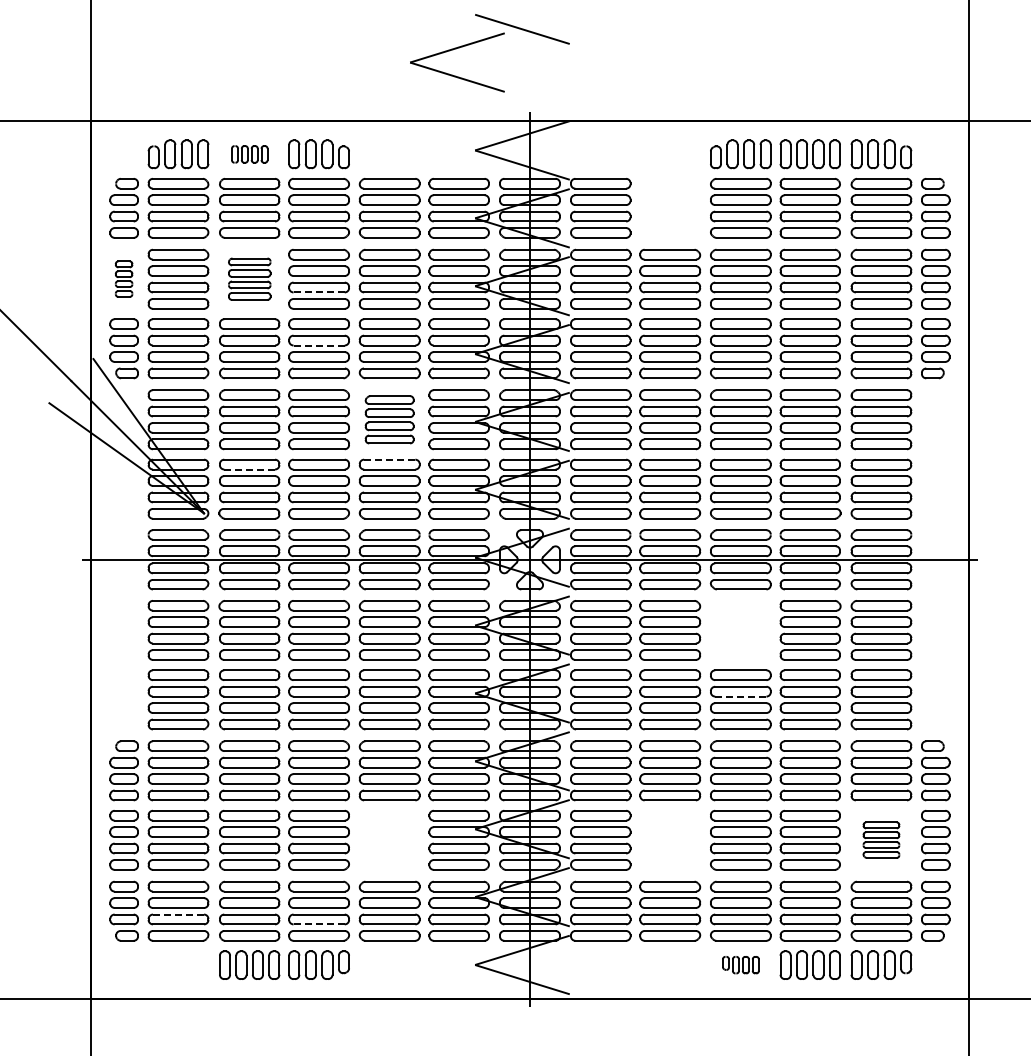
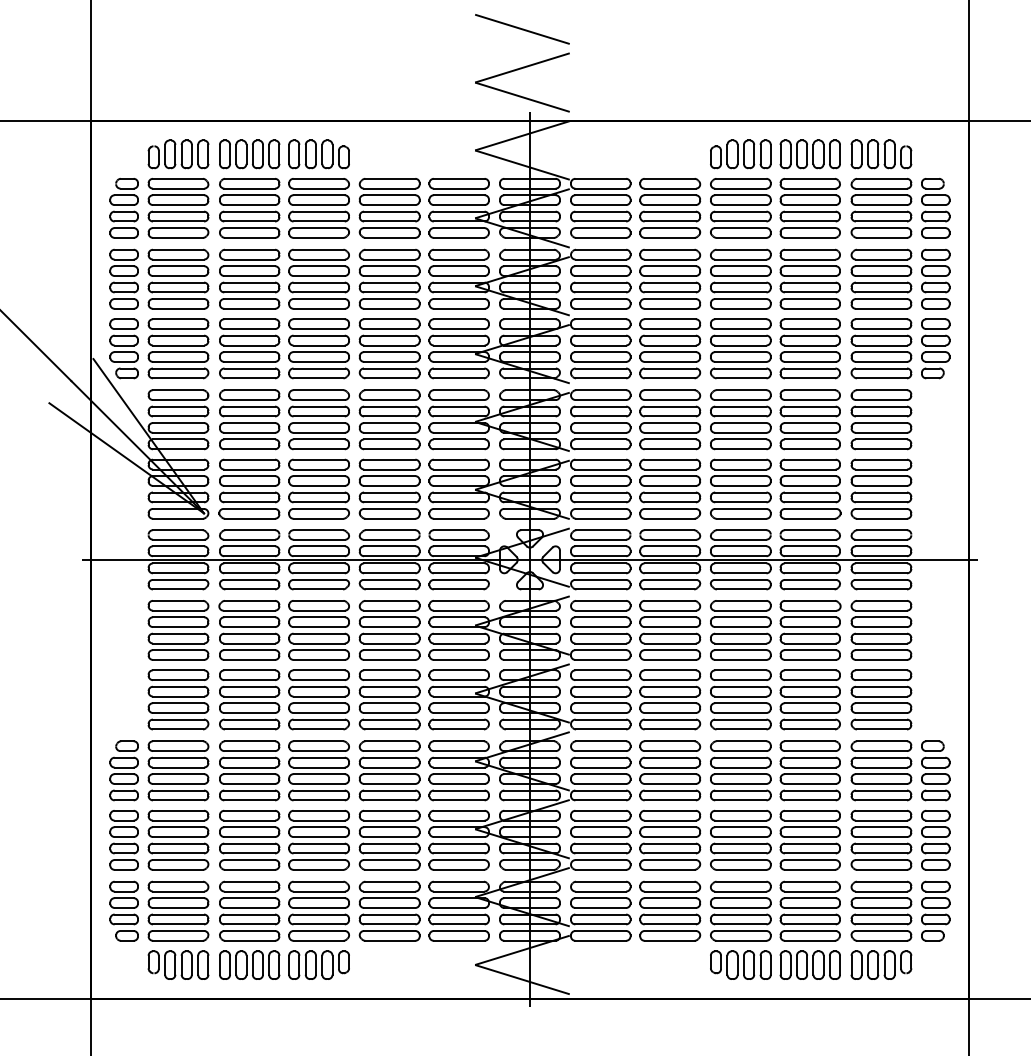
part position: (453, 50) -> (518, 70) (518, 70)
part size: 38x19 px -> 62x31 px (249, 154)
part: none -> present (670, 208)
part size: 20x38 px -> 30x62 px (123, 278)
part size: 44x44 px -> 62x62 px (249, 278)
line: dashed -> solid (319, 292)
line: dashed -> solid (319, 345)
part size: 51x50 px -> 63x62 px (389, 419)
line: dashed -> solid (389, 459)
line: dashed -> solid (250, 469)
part: none -> present (740, 630)
line: dashed -> solid (740, 696)
part: none -> present (389, 839)
part: none -> present (670, 839)
part size: 39x38 px -> 63x62 px (881, 839)
line: dashed -> solid (178, 914)
line: dashed -> solid (319, 924)
part: none -> present (178, 964)
part size: 38x19 px -> 62x30 px (740, 964)
